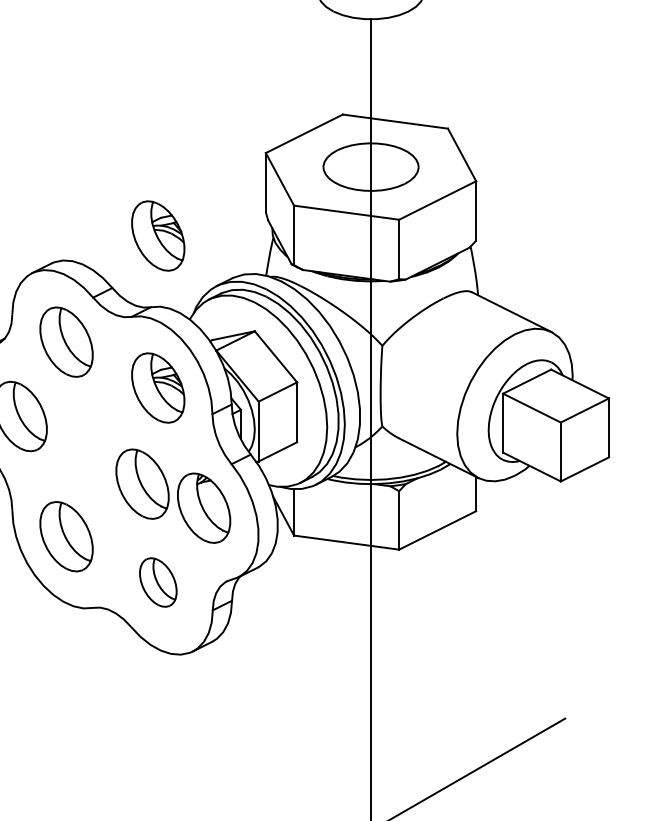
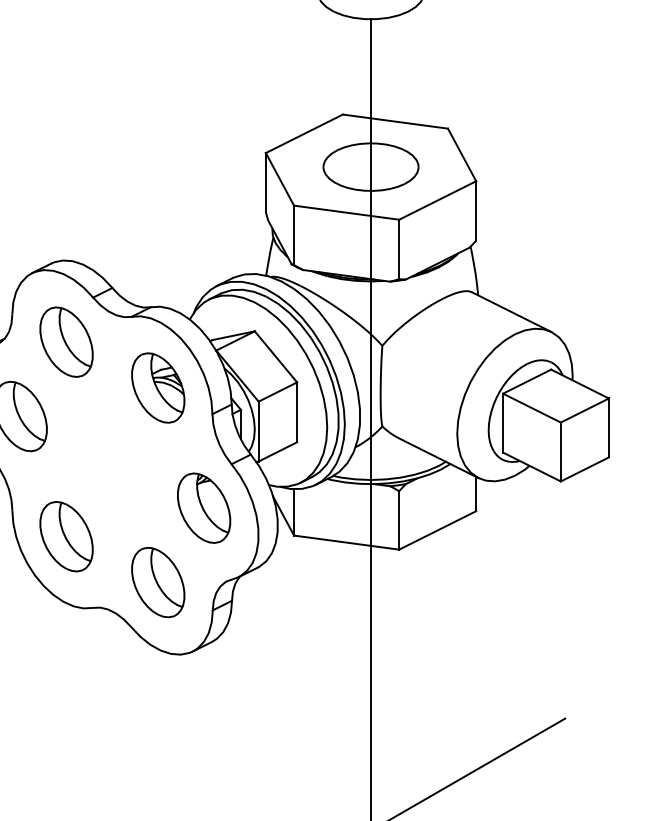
part: present -> none (158, 235)
part: present -> none (142, 483)
part size: 39x51 px -> 55x73 px (158, 582)
